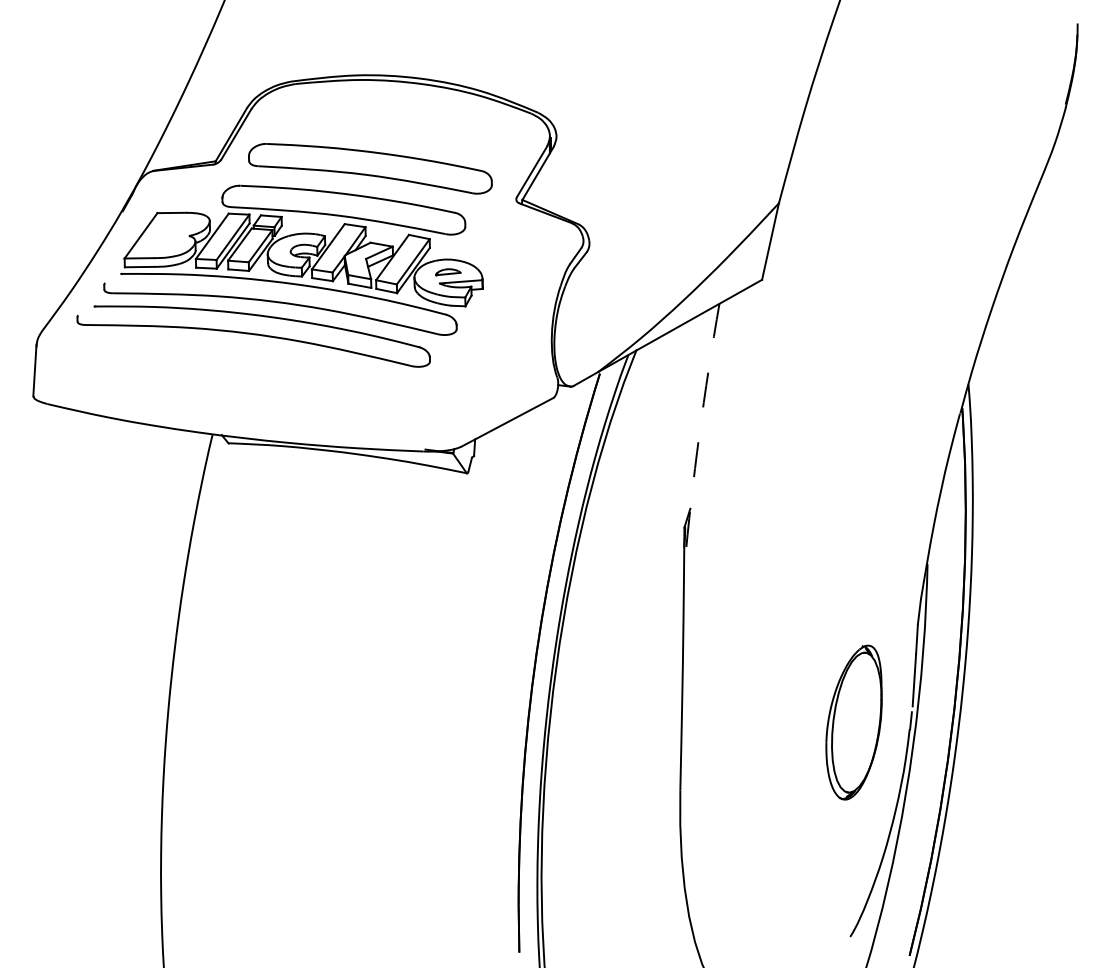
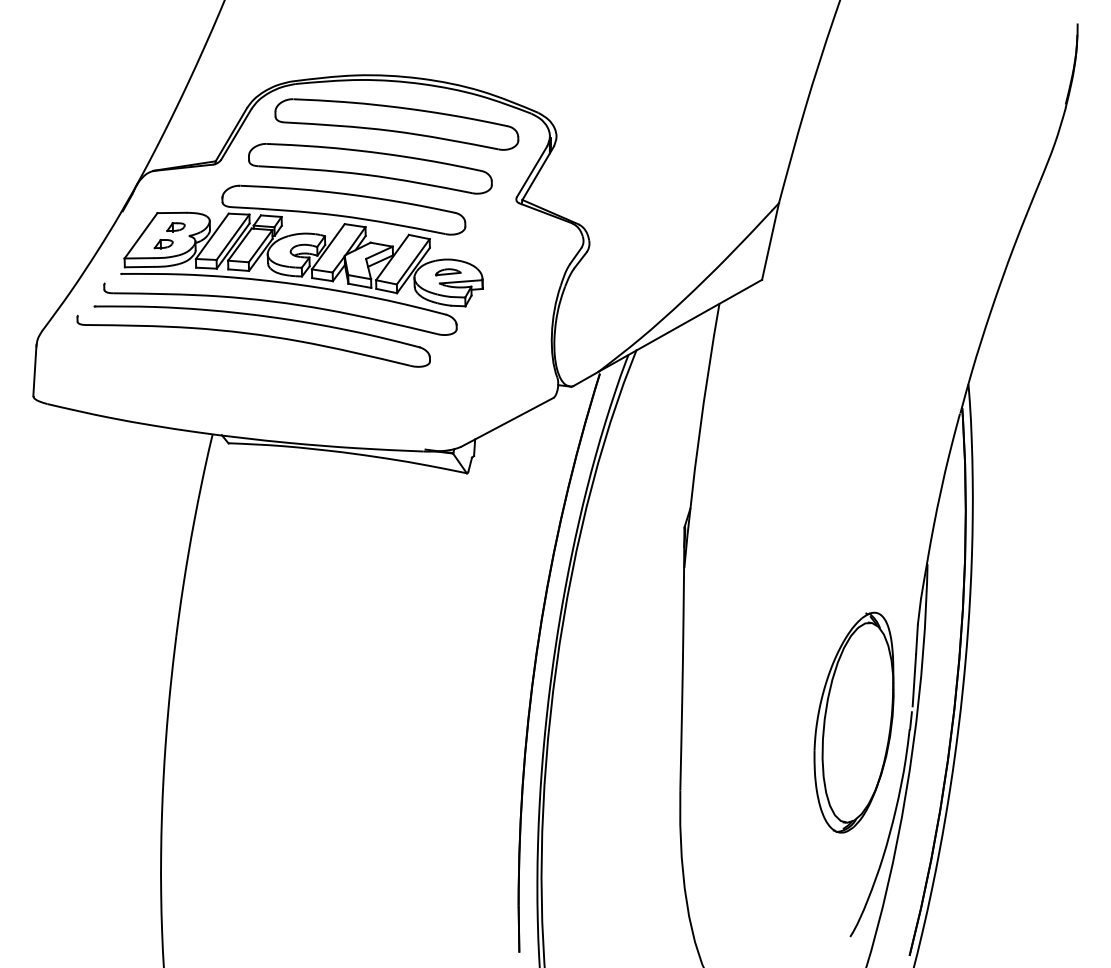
part: none -> present (396, 124)
part: none -> present (169, 235)
arc: dashed -> solid (699, 435)
part size: 58x157 px -> 82x223 px (853, 722)
